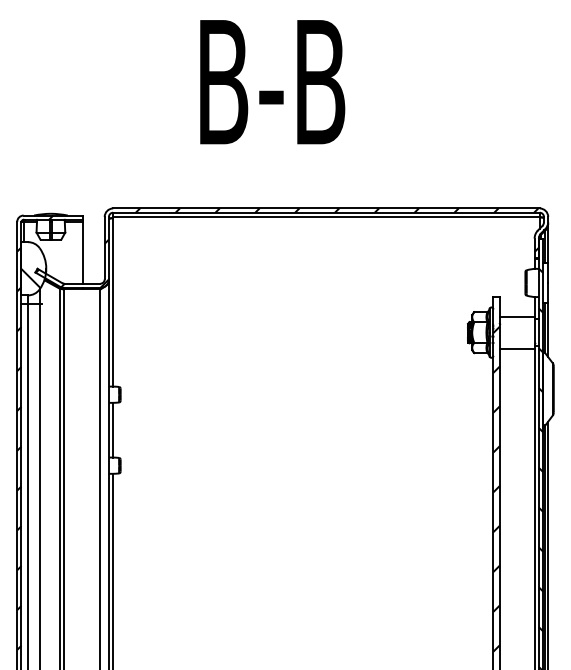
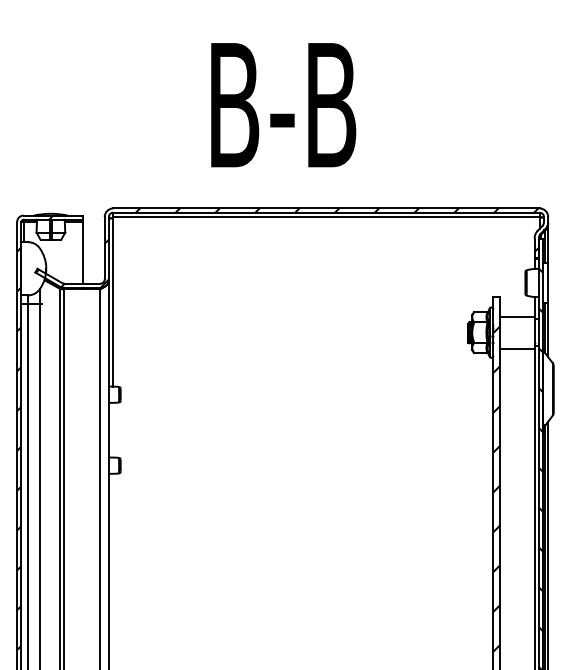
text position: (272, 82) -> (283, 105) (283, 105)
hatch: present -> none (30, 278)
line: present -> none (113, 429)
line: present -> none (113, 569)
